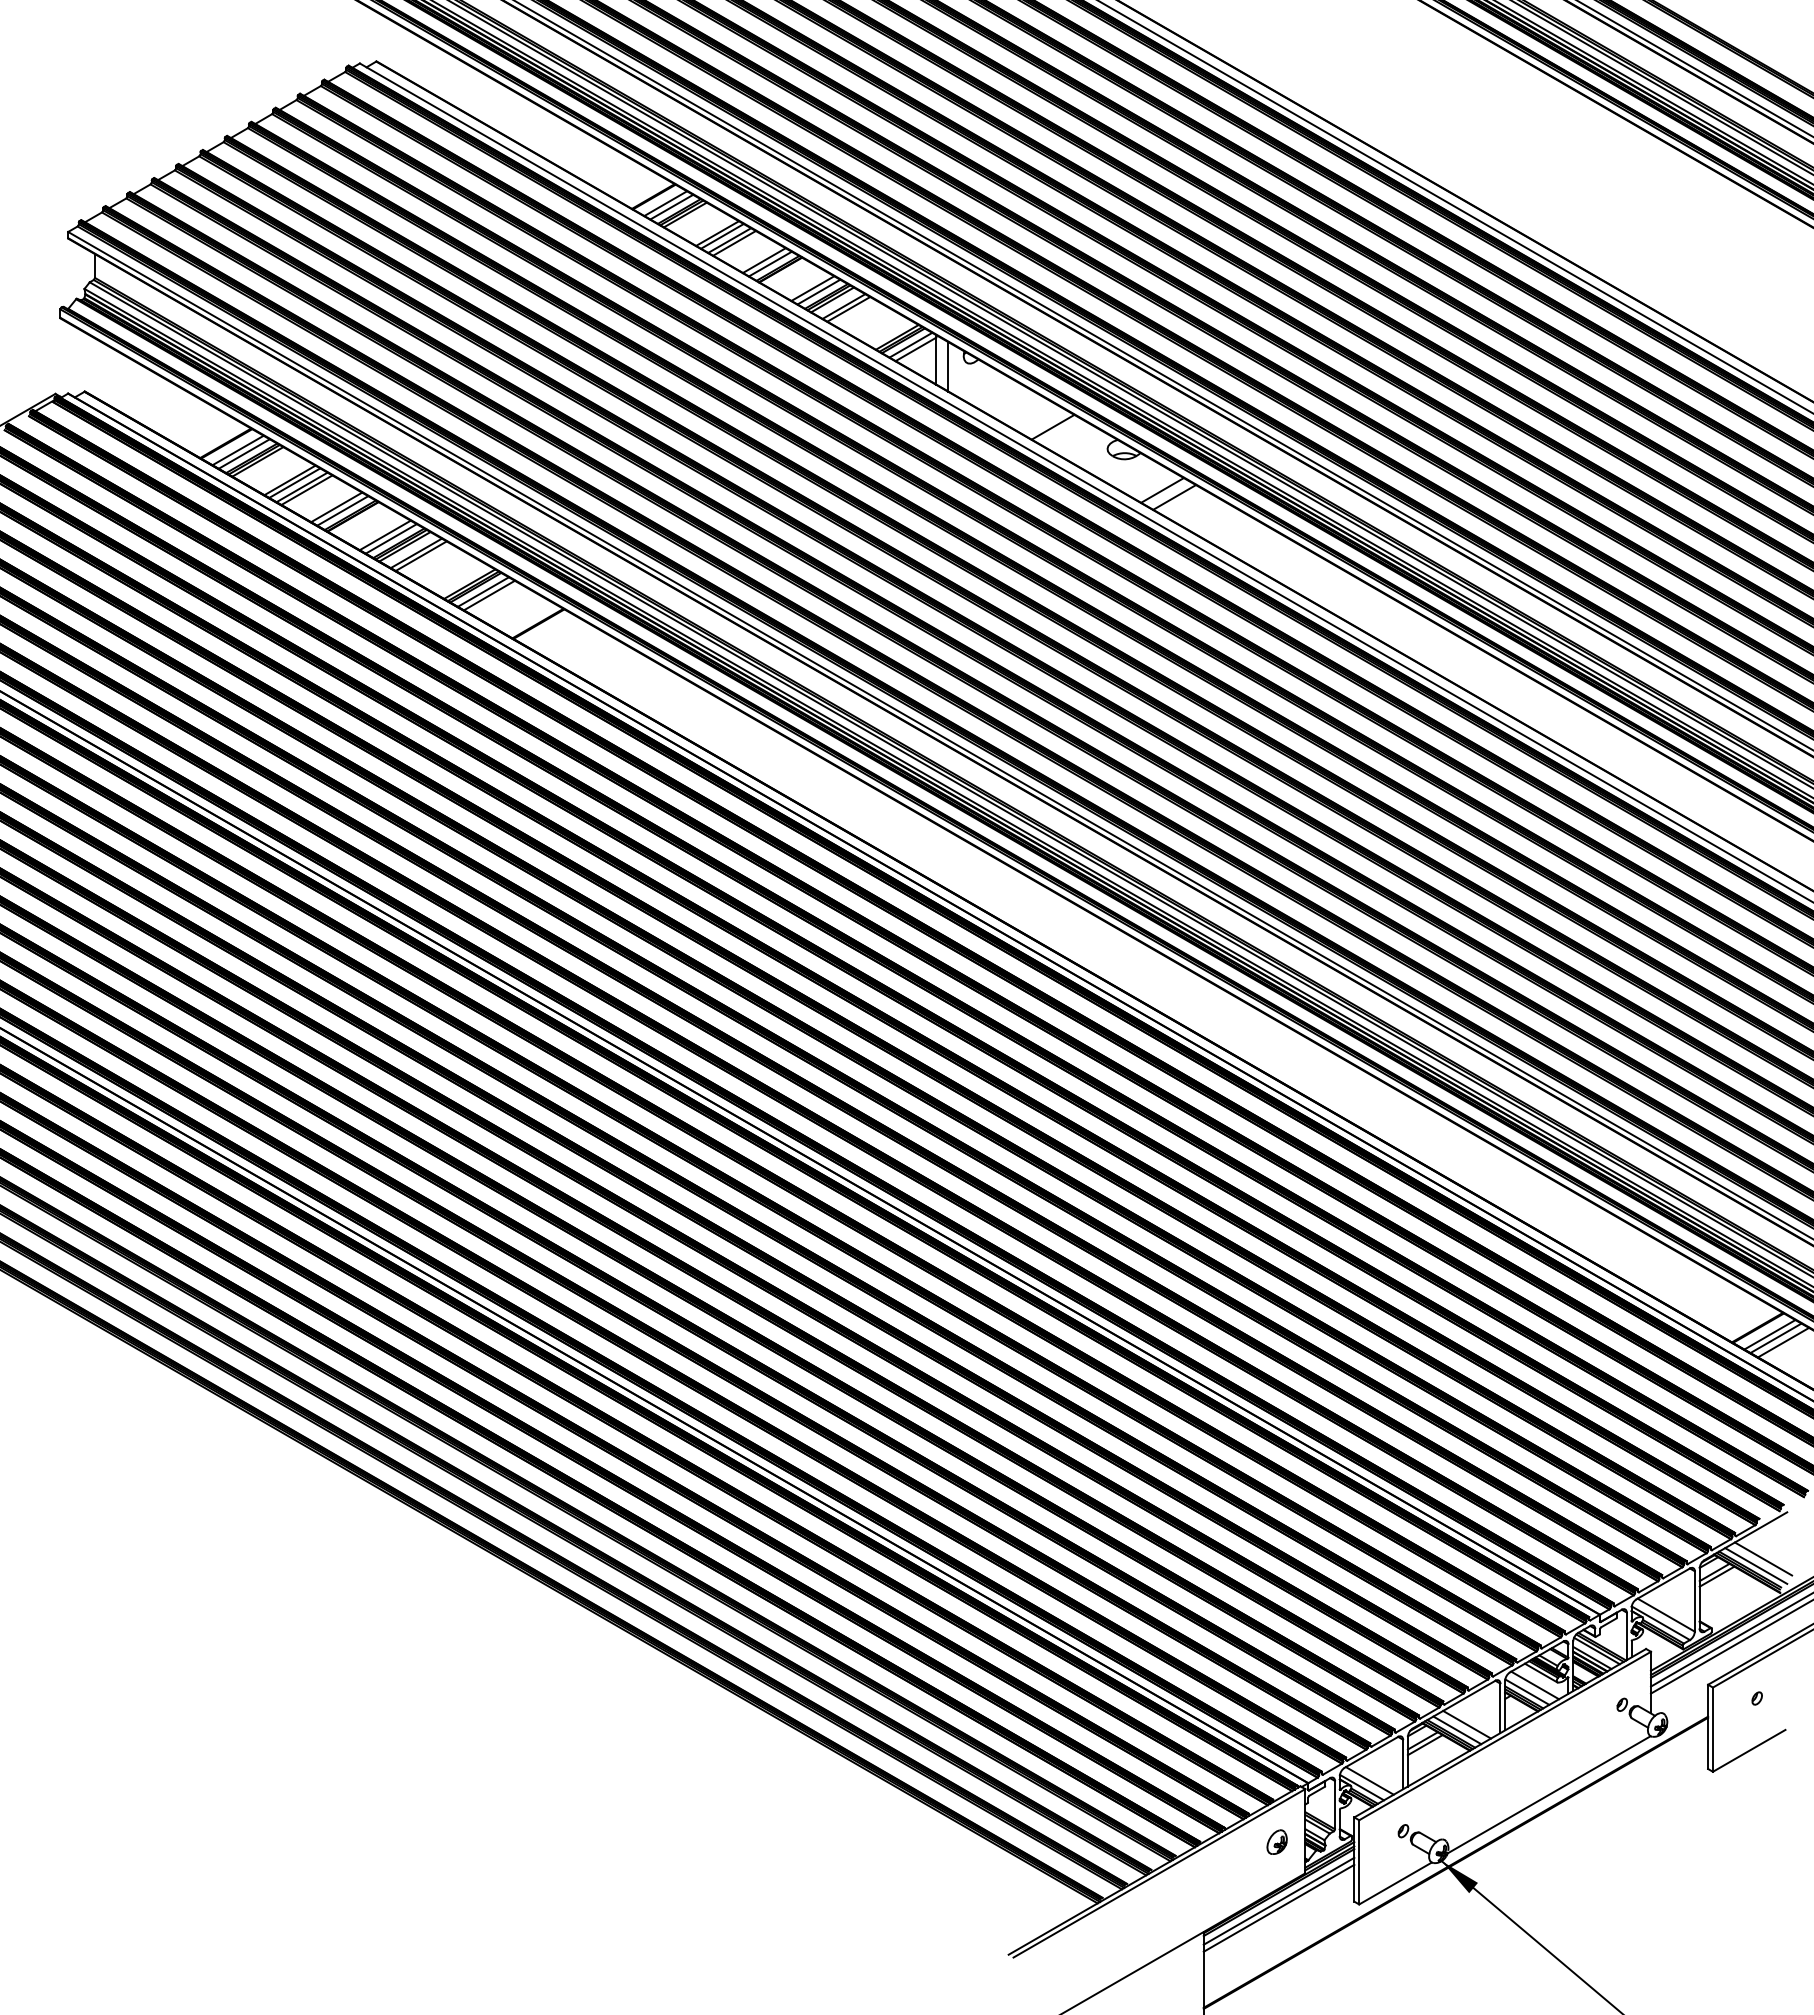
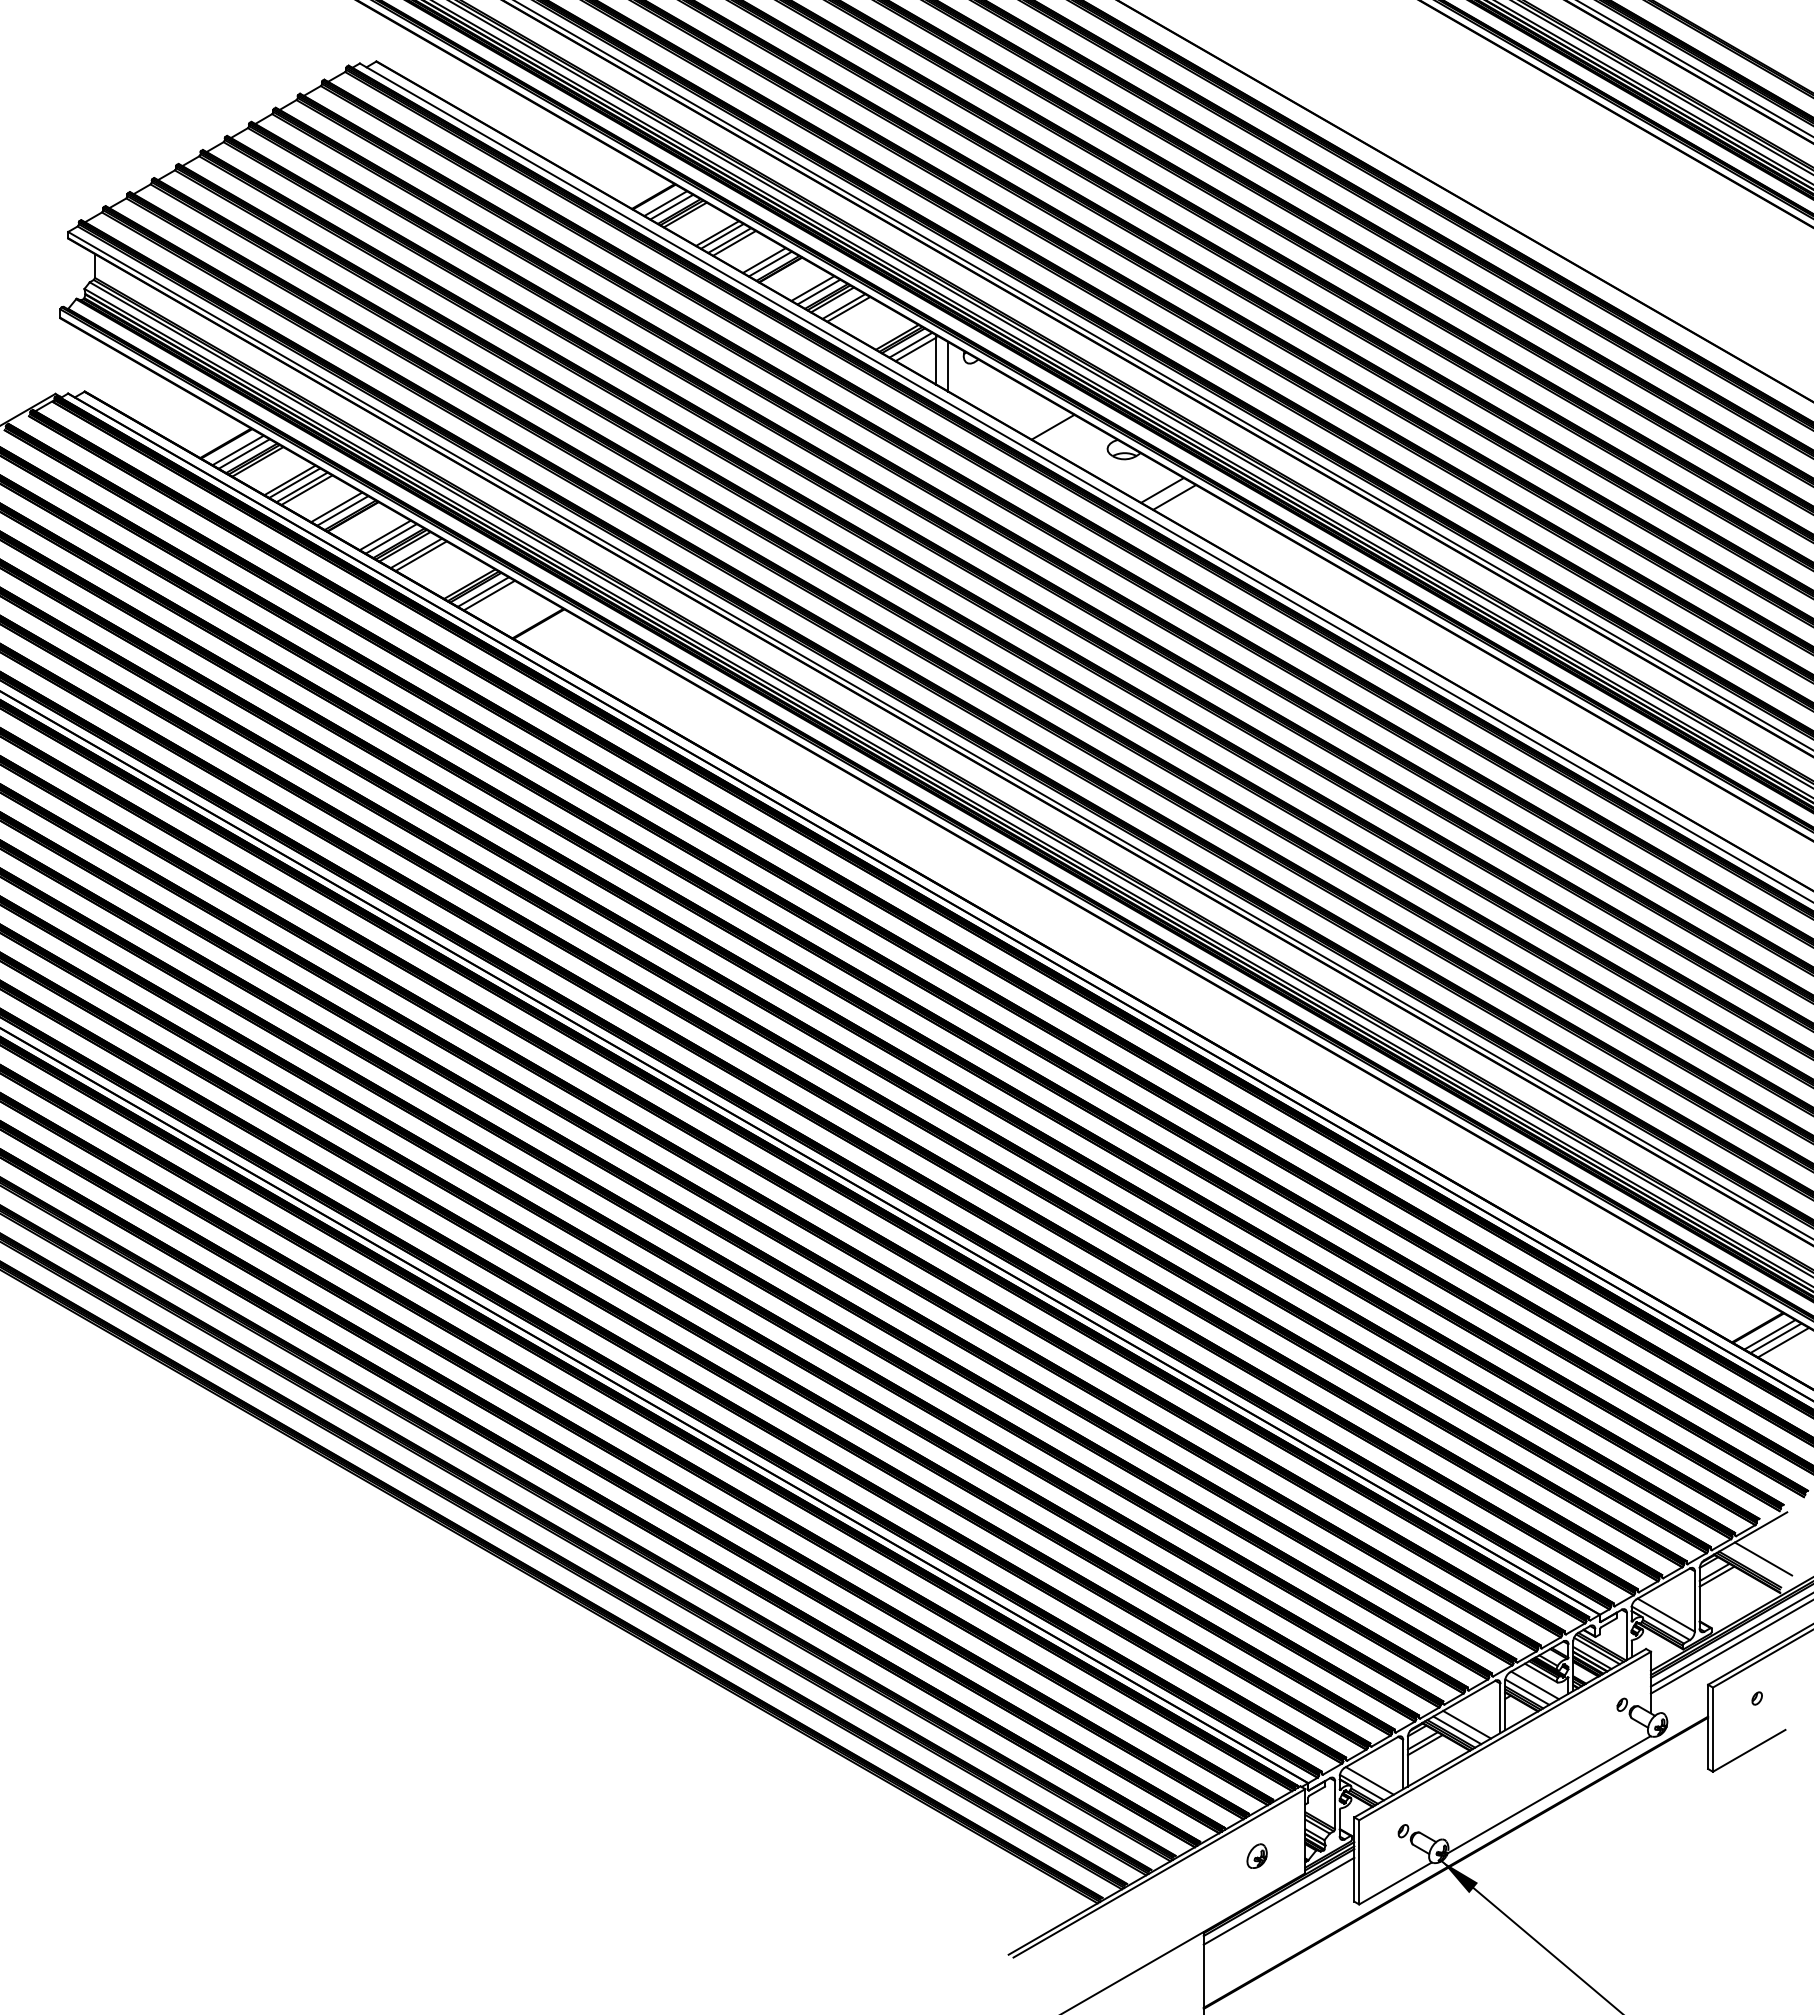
line: present -> none (1455, 207)
line: present -> none (1756, 1565)
part position: (1276, 1841) -> (1256, 1855) (1256, 1855)
line: present -> none (1278, 1907)
